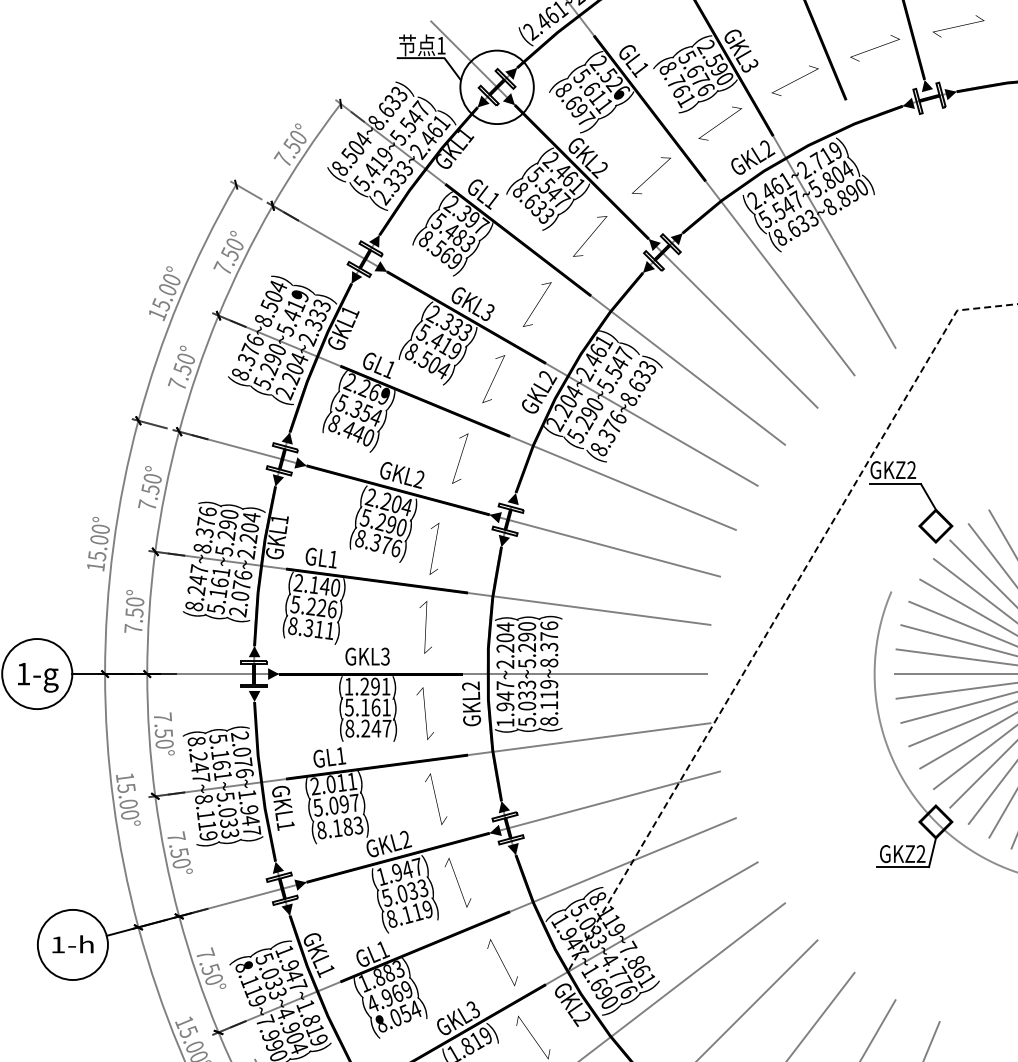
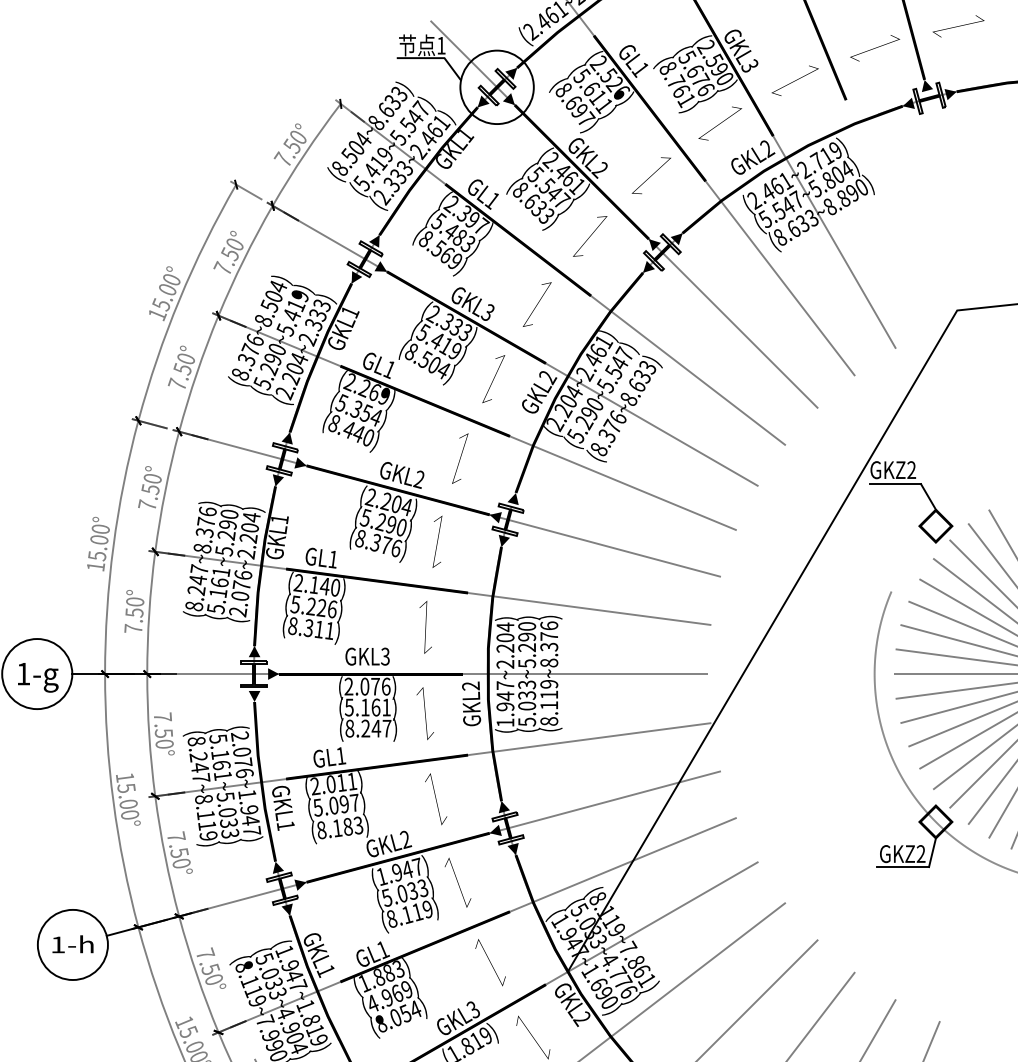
line position: (434, 548) -> (437, 541) (437, 541)
line: dashed -> solid (778, 614)
text: (1.291) -> (2.076) (367, 686)
line position: (502, 962) -> (490, 962) (490, 962)
